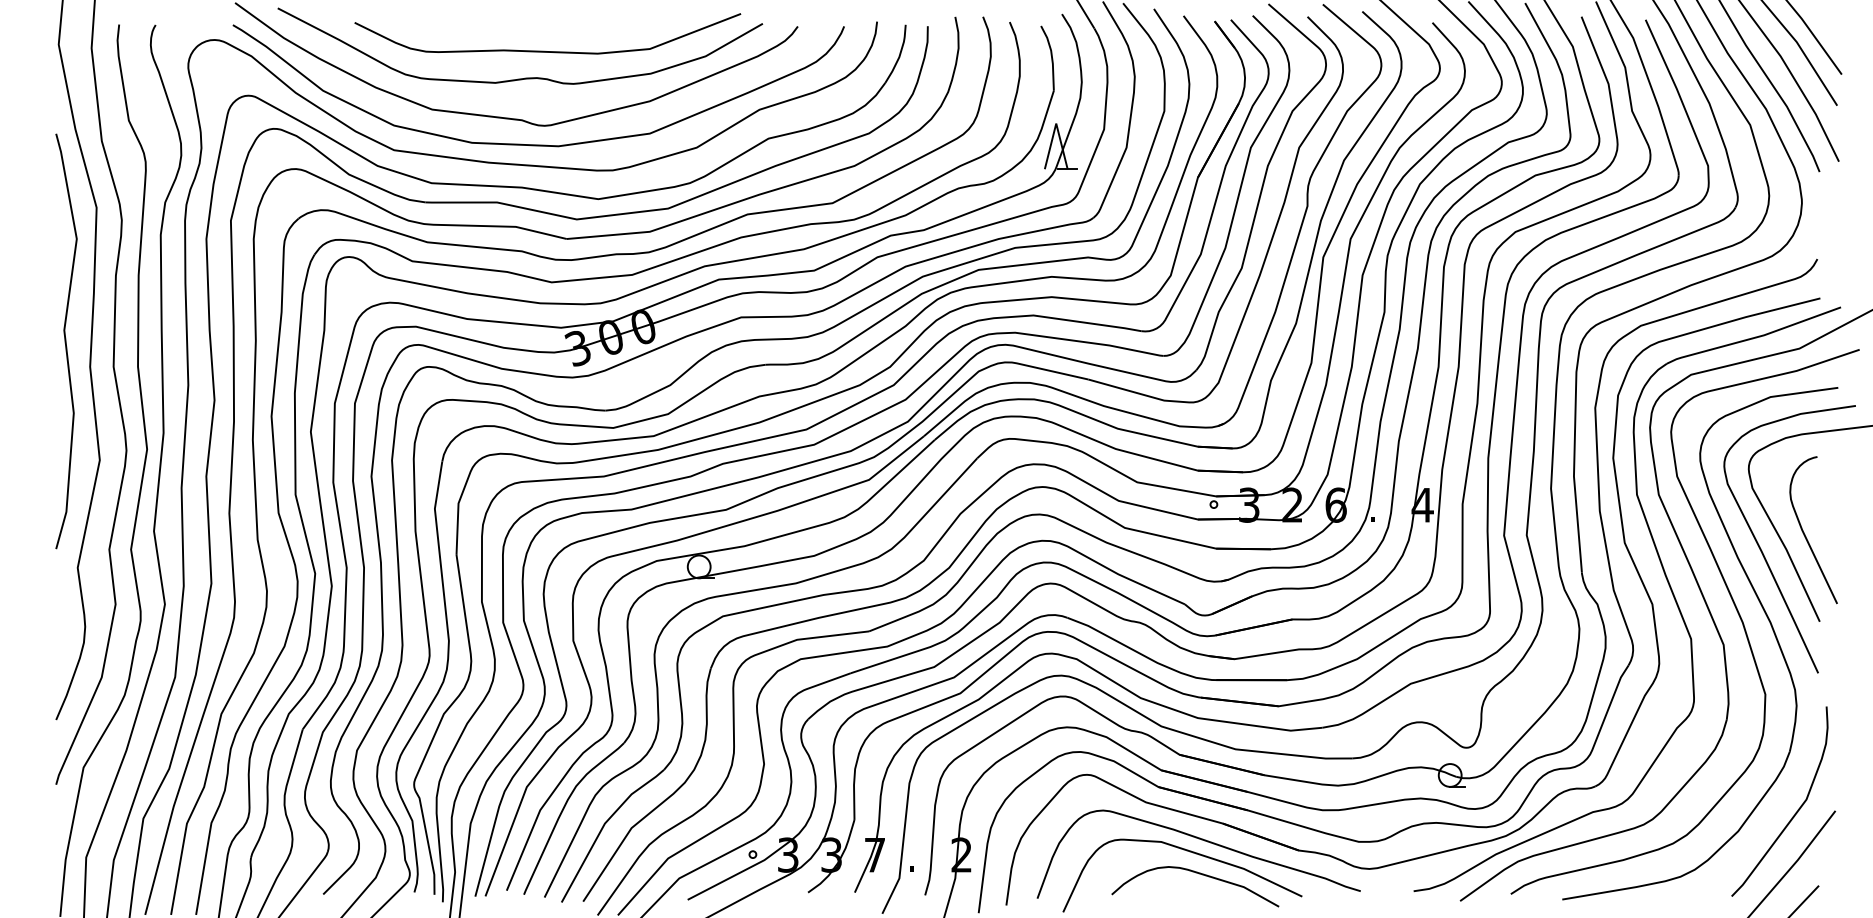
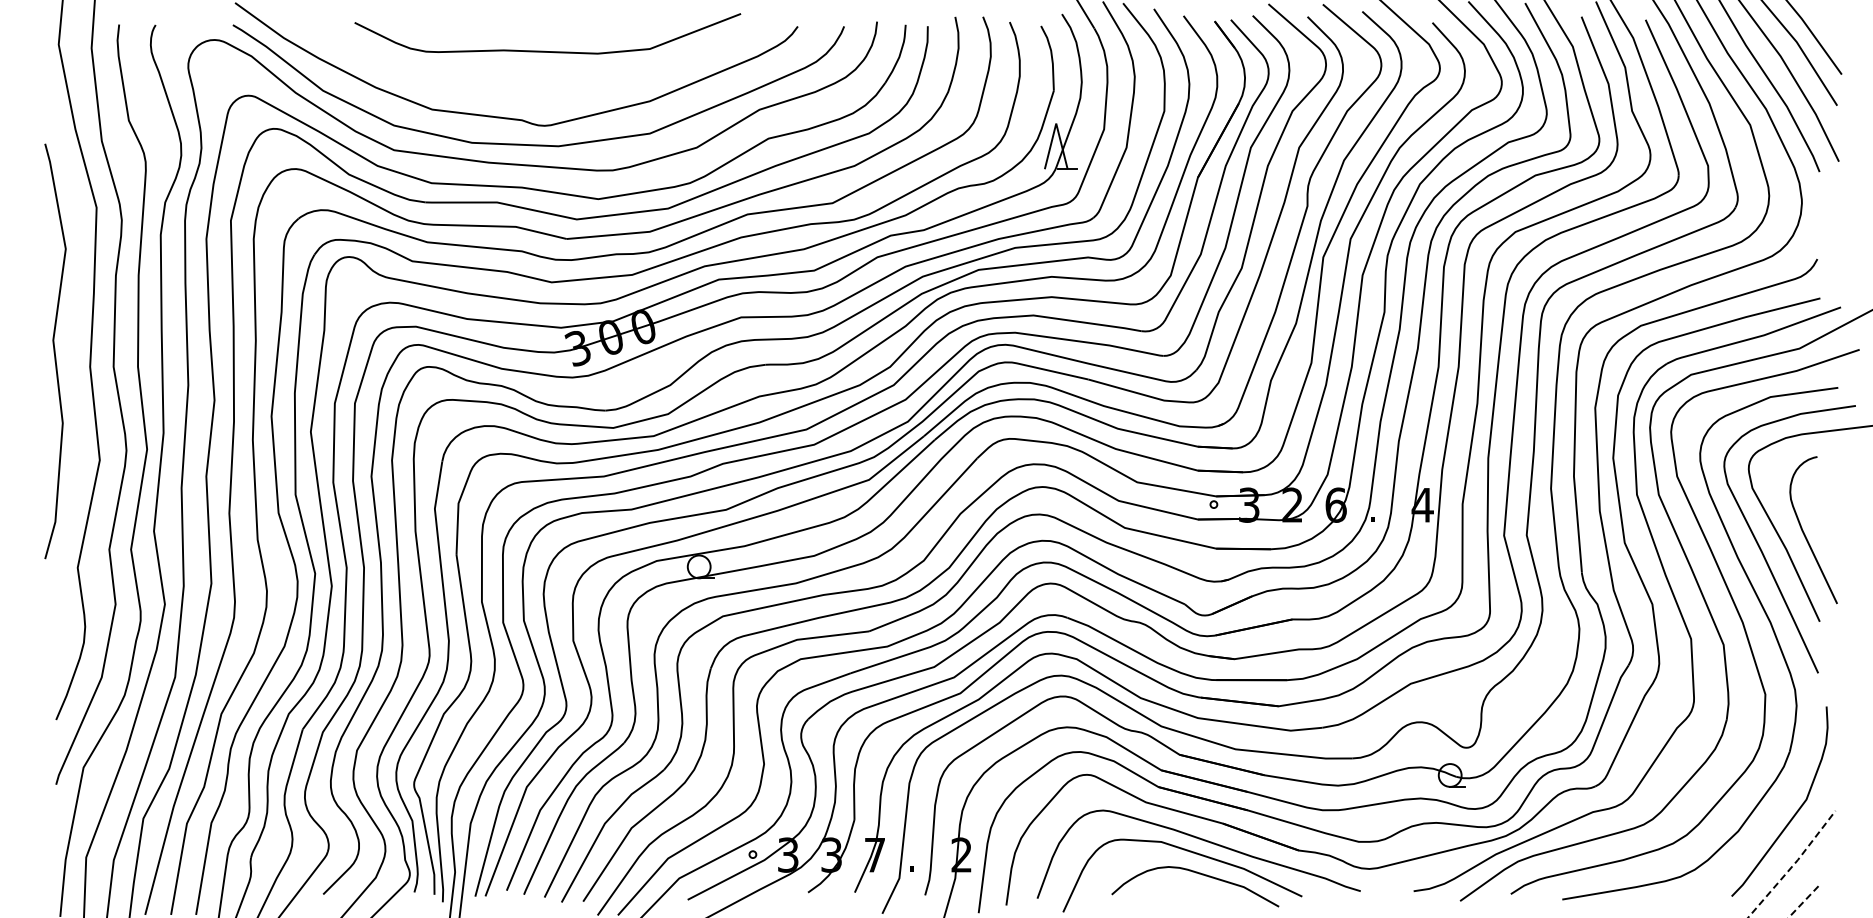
curve: present -> none (524, 77)
curve position: (66, 341) -> (55, 351) (55, 351)
line: solid -> dashed (1793, 864)
line: solid -> dashed (1803, 901)
